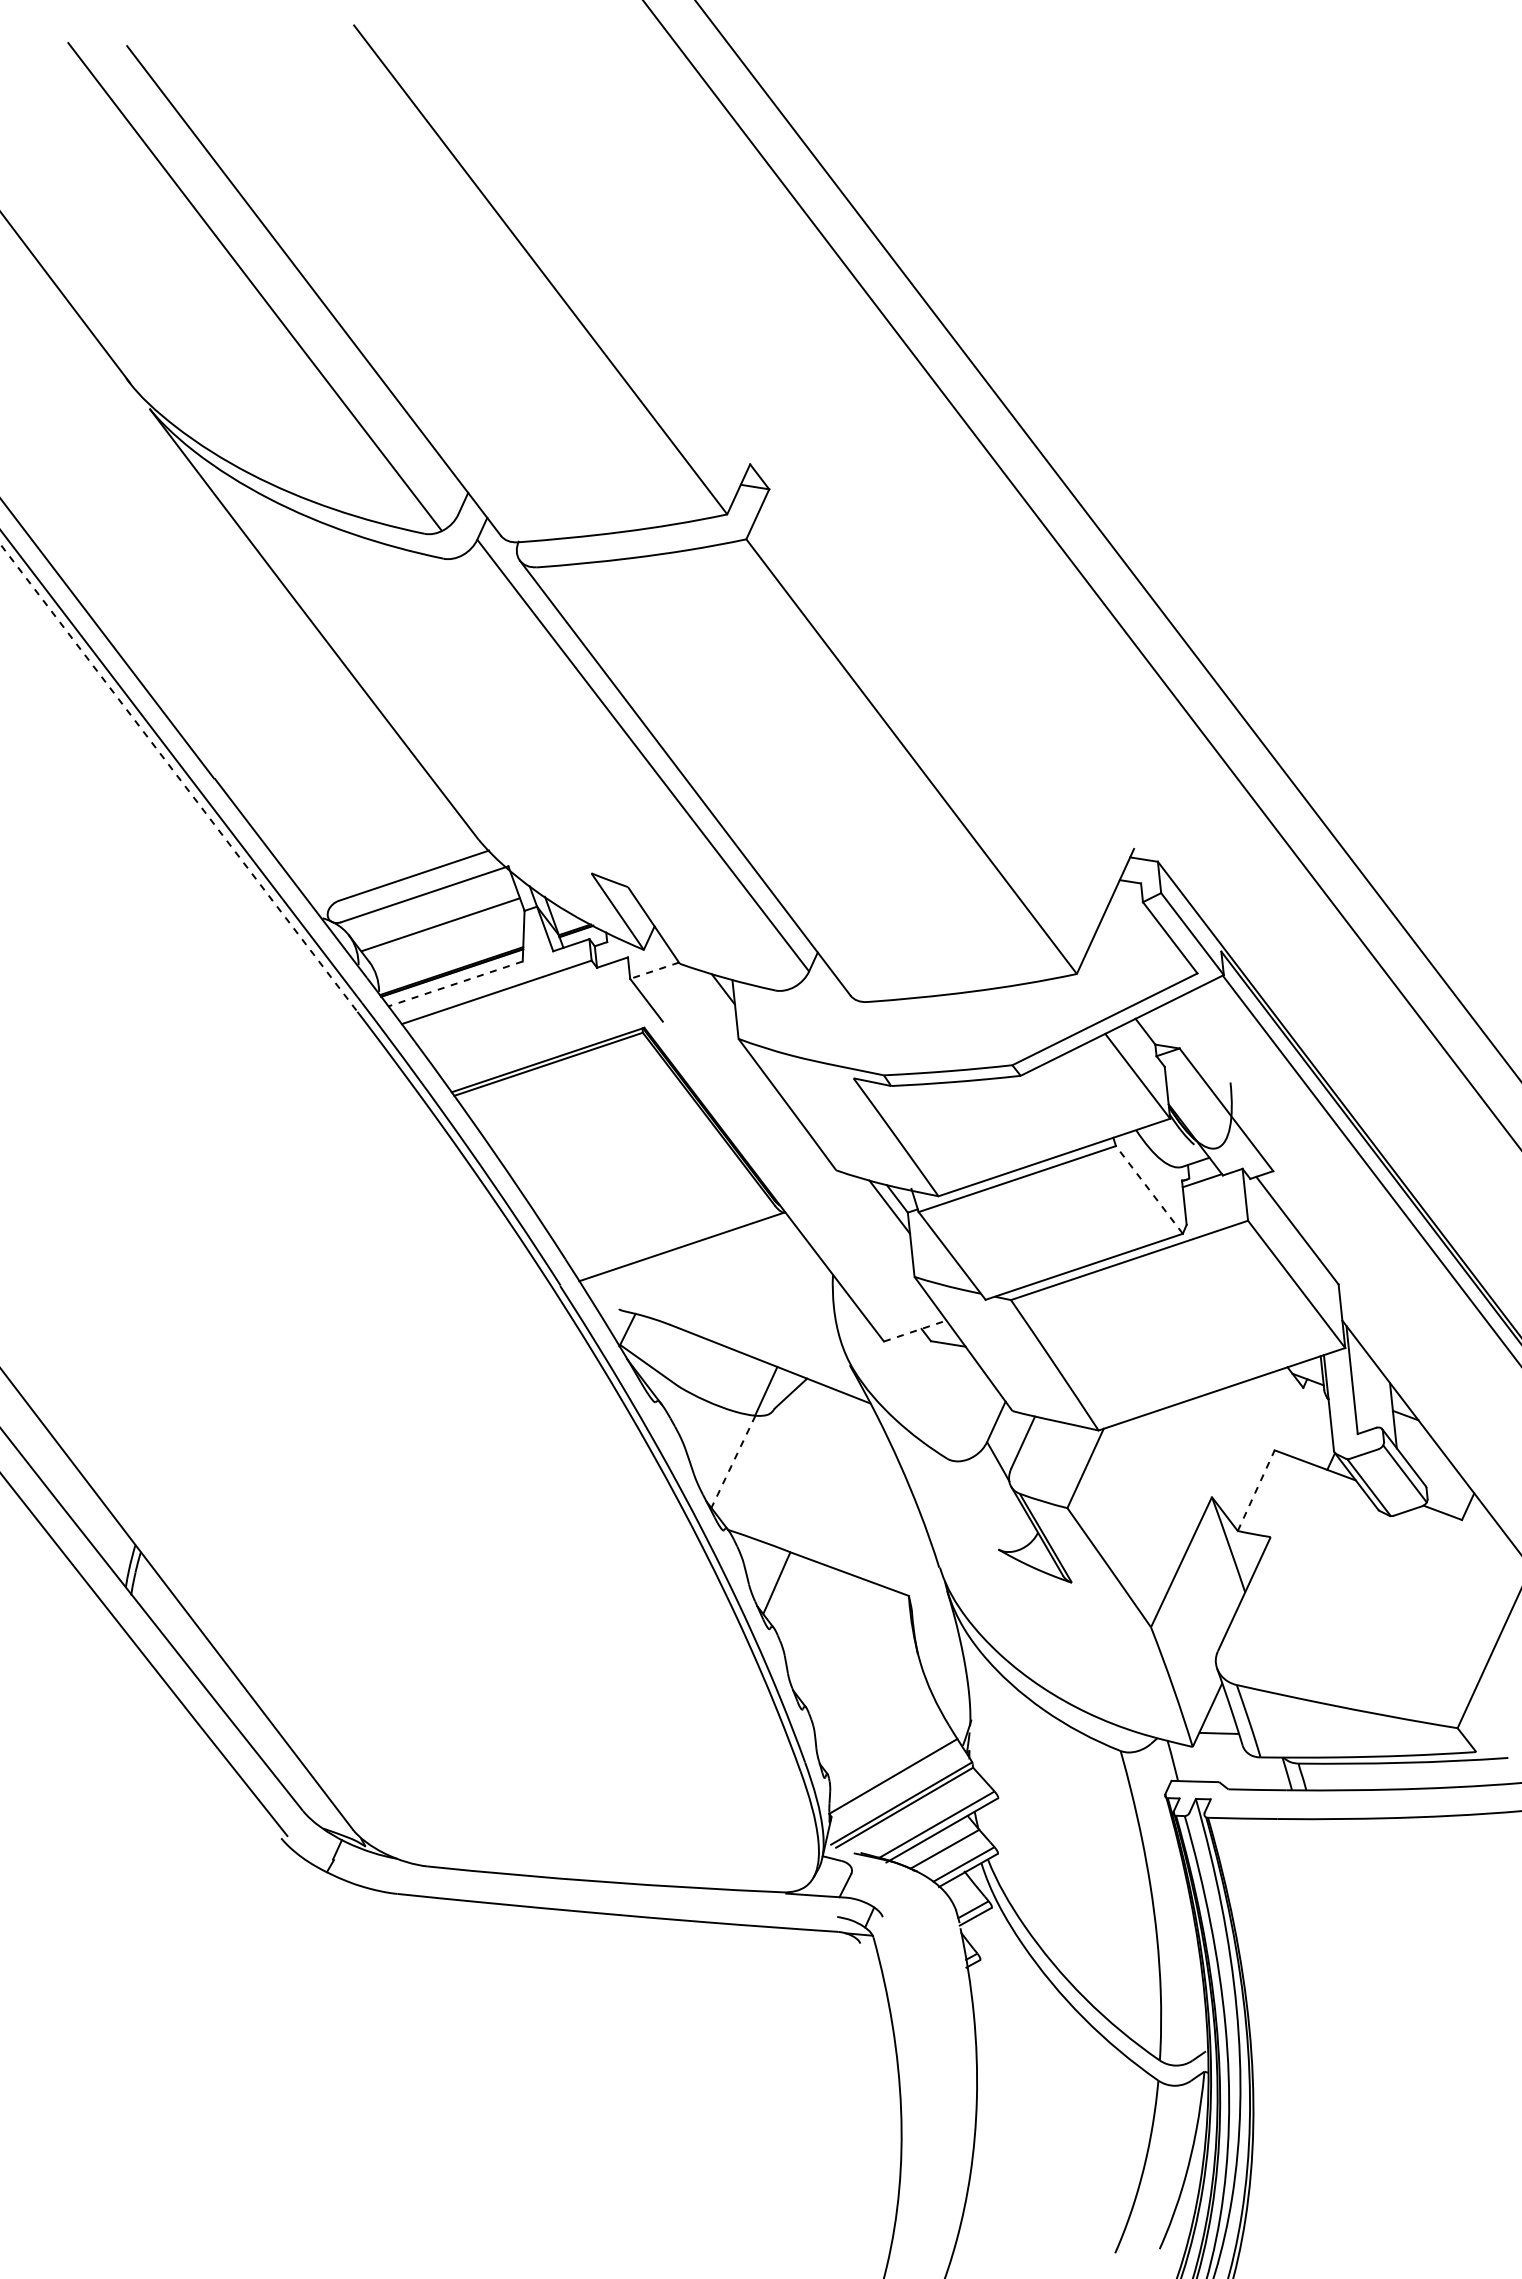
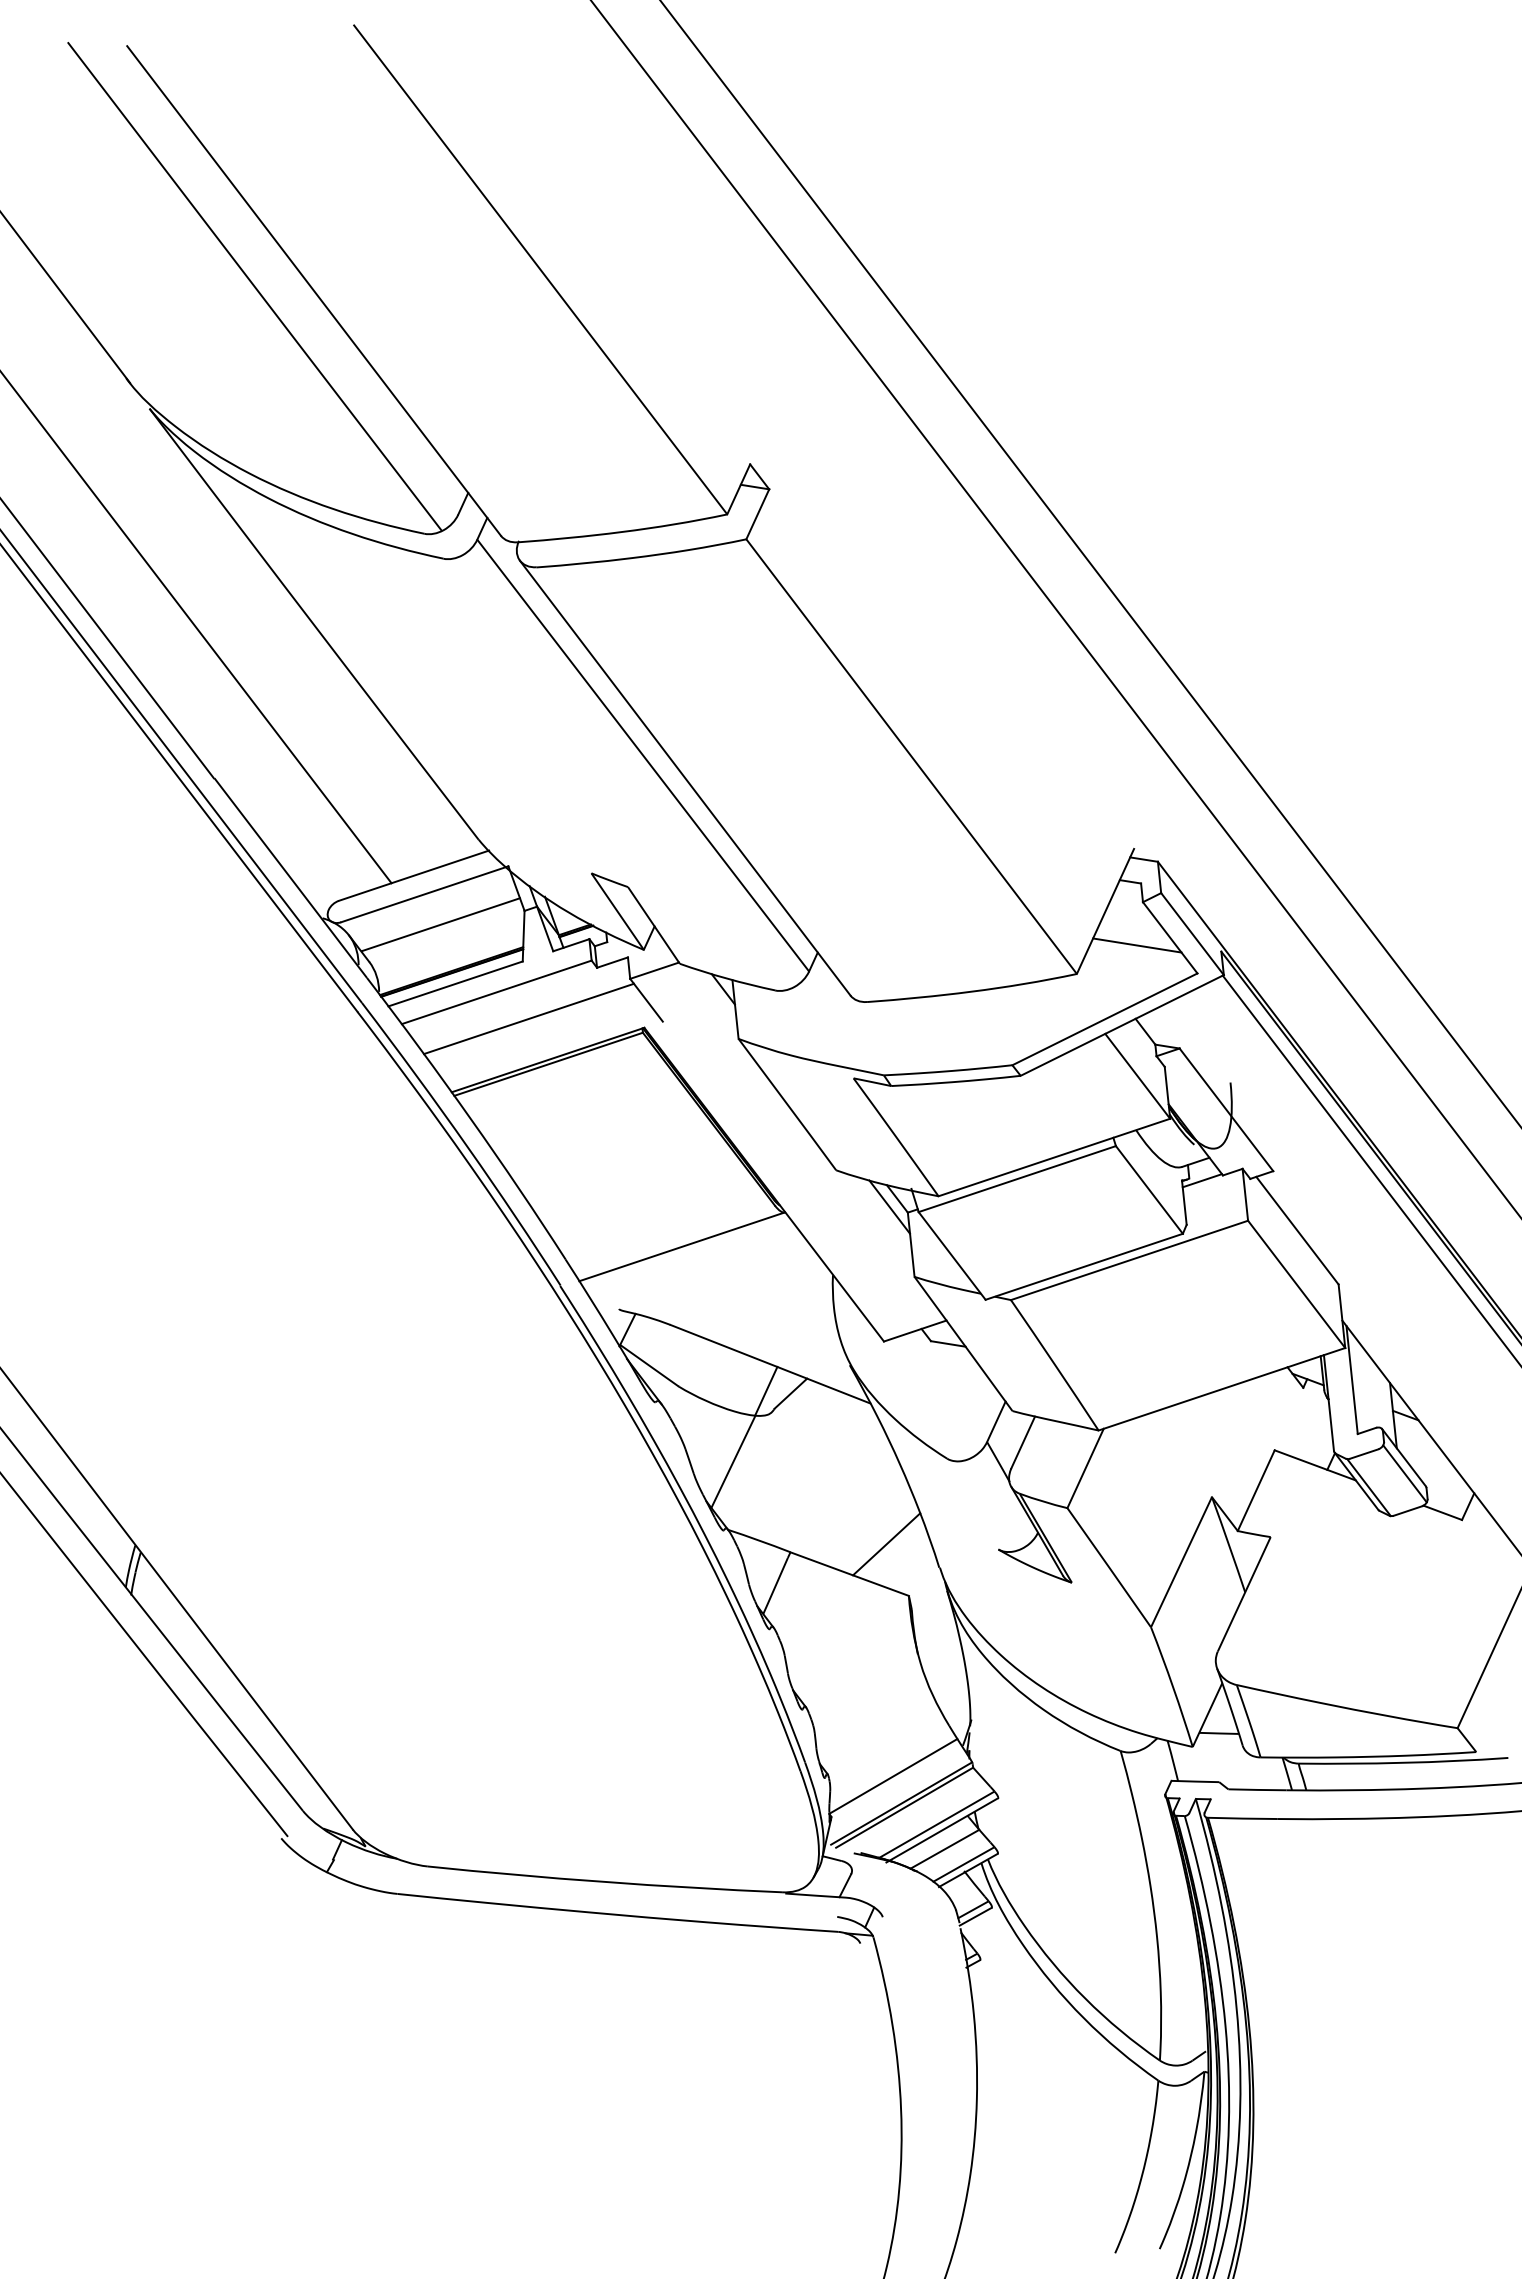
line position: (1107, 540) -> (1089, 563) (1089, 563)
line position: (1081, 574) -> (1055, 608) (1055, 608)
line: none -> present (196, 628)
line: dashed -> solid (179, 778)
line: none -> present (1137, 945)
line: dashed -> solid (654, 970)
line: dashed -> solid (455, 983)
line: none -> present (528, 1018)
line: dashed -> solid (1149, 1189)
line: dashed -> solid (915, 1331)
line: dashed -> solid (733, 1462)
line: dashed -> solid (1256, 1490)
line: none -> present (886, 1544)
